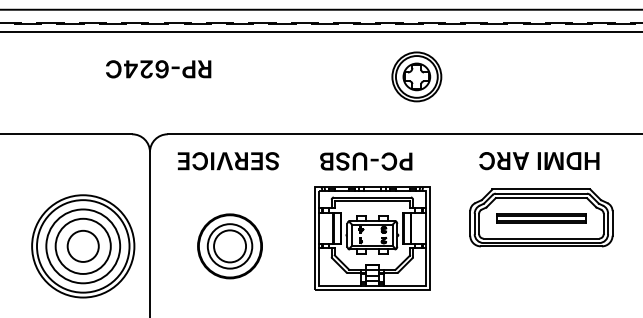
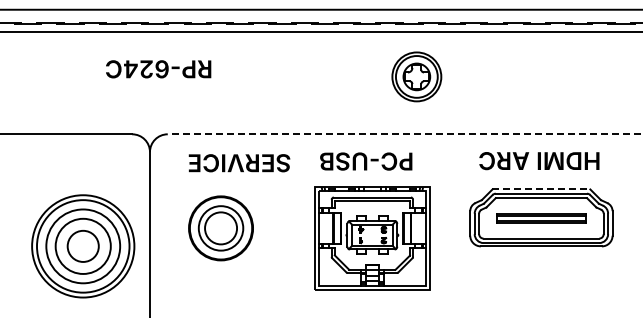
line: solid -> dashed (404, 134)
text position: (228, 161) -> (239, 163) (239, 163)
line: solid -> dashed (541, 189)
part position: (229, 246) -> (220, 228) (220, 228)
